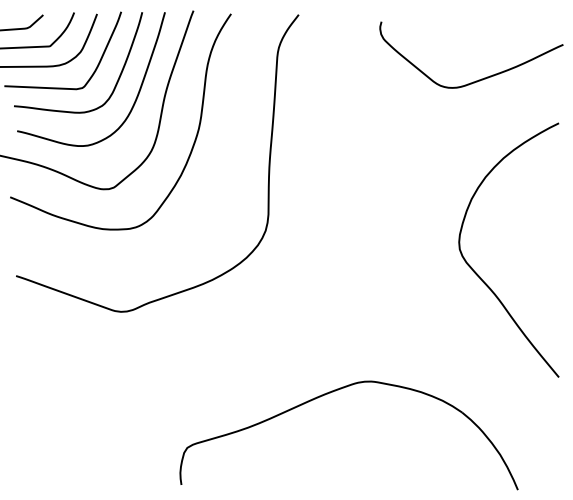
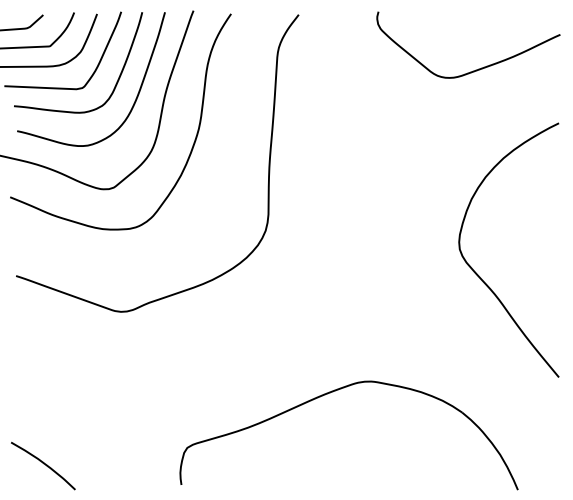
curve position: (478, 79) -> (475, 69) (475, 69)
curve: none -> present (43, 464)
